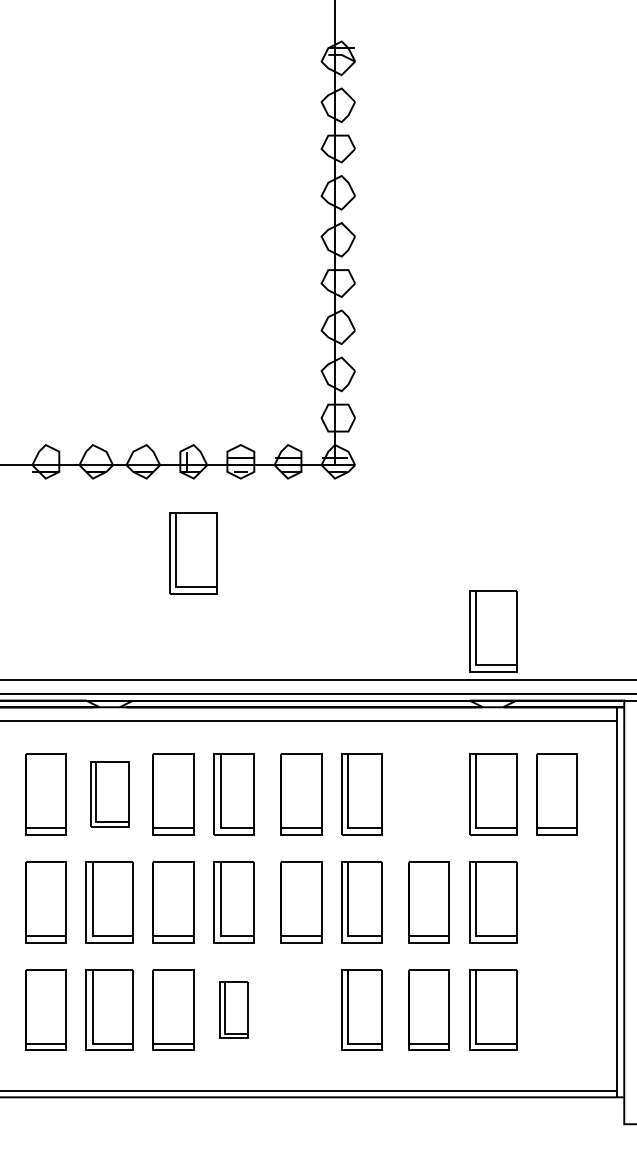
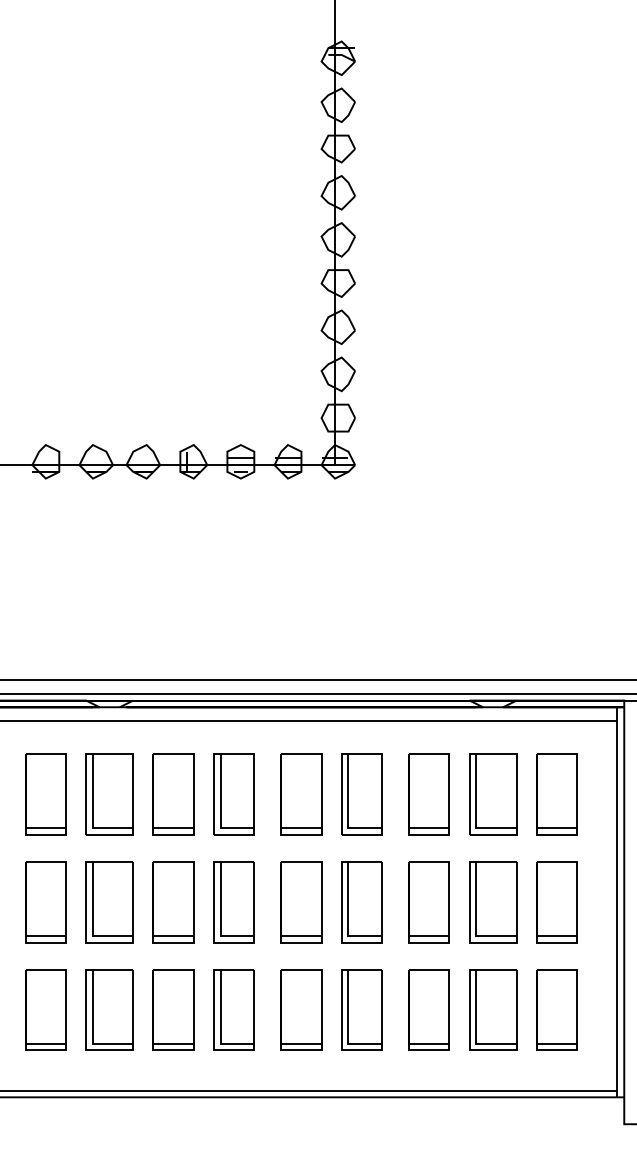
part: present -> none (193, 553)
part: present -> none (493, 631)
part size: 40x67 px -> 49x83 px (109, 794)
curve: none -> present (409, 794)
curve: none -> present (537, 902)
part size: 30x58 px -> 42x82 px (233, 1009)
curve: none -> present (281, 1009)
curve: none -> present (537, 1009)
